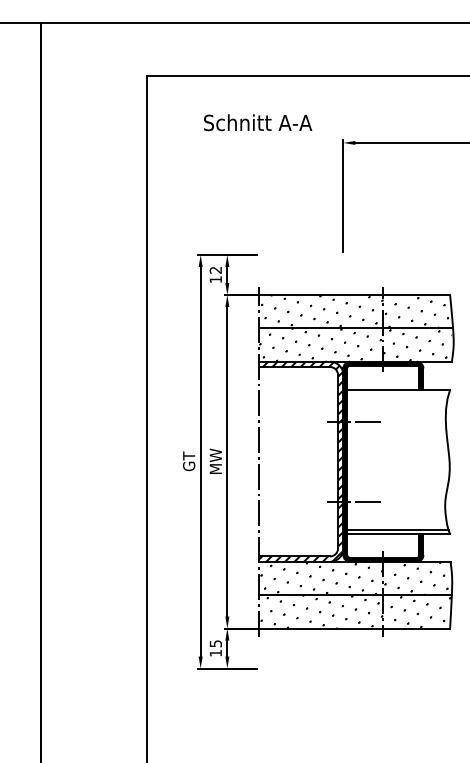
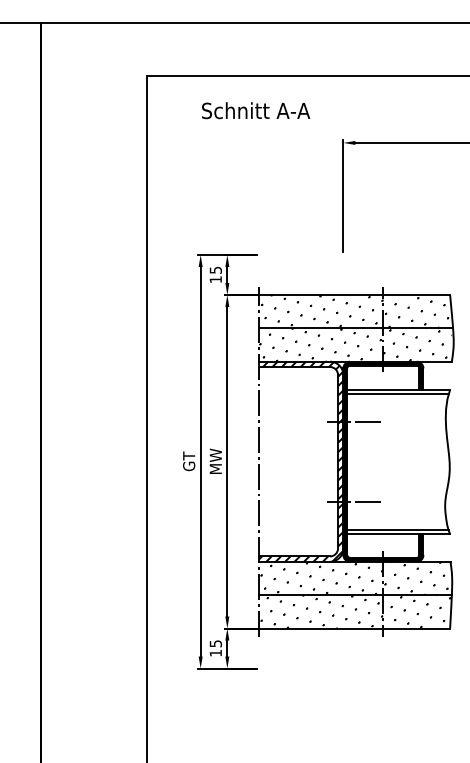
text position: (258, 122) -> (256, 110) (256, 110)
text: 12 -> 15 (215, 270)
line: none -> present (398, 393)
